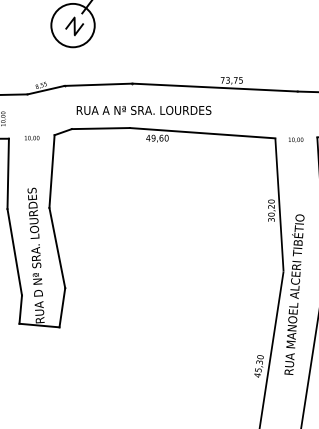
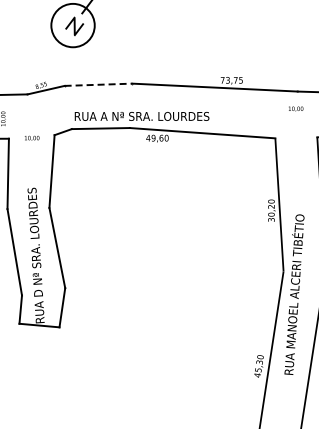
line: solid -> dashed (98, 84)
text position: (143, 110) -> (141, 116) (141, 116)
text position: (296, 139) -> (296, 108) (296, 108)
